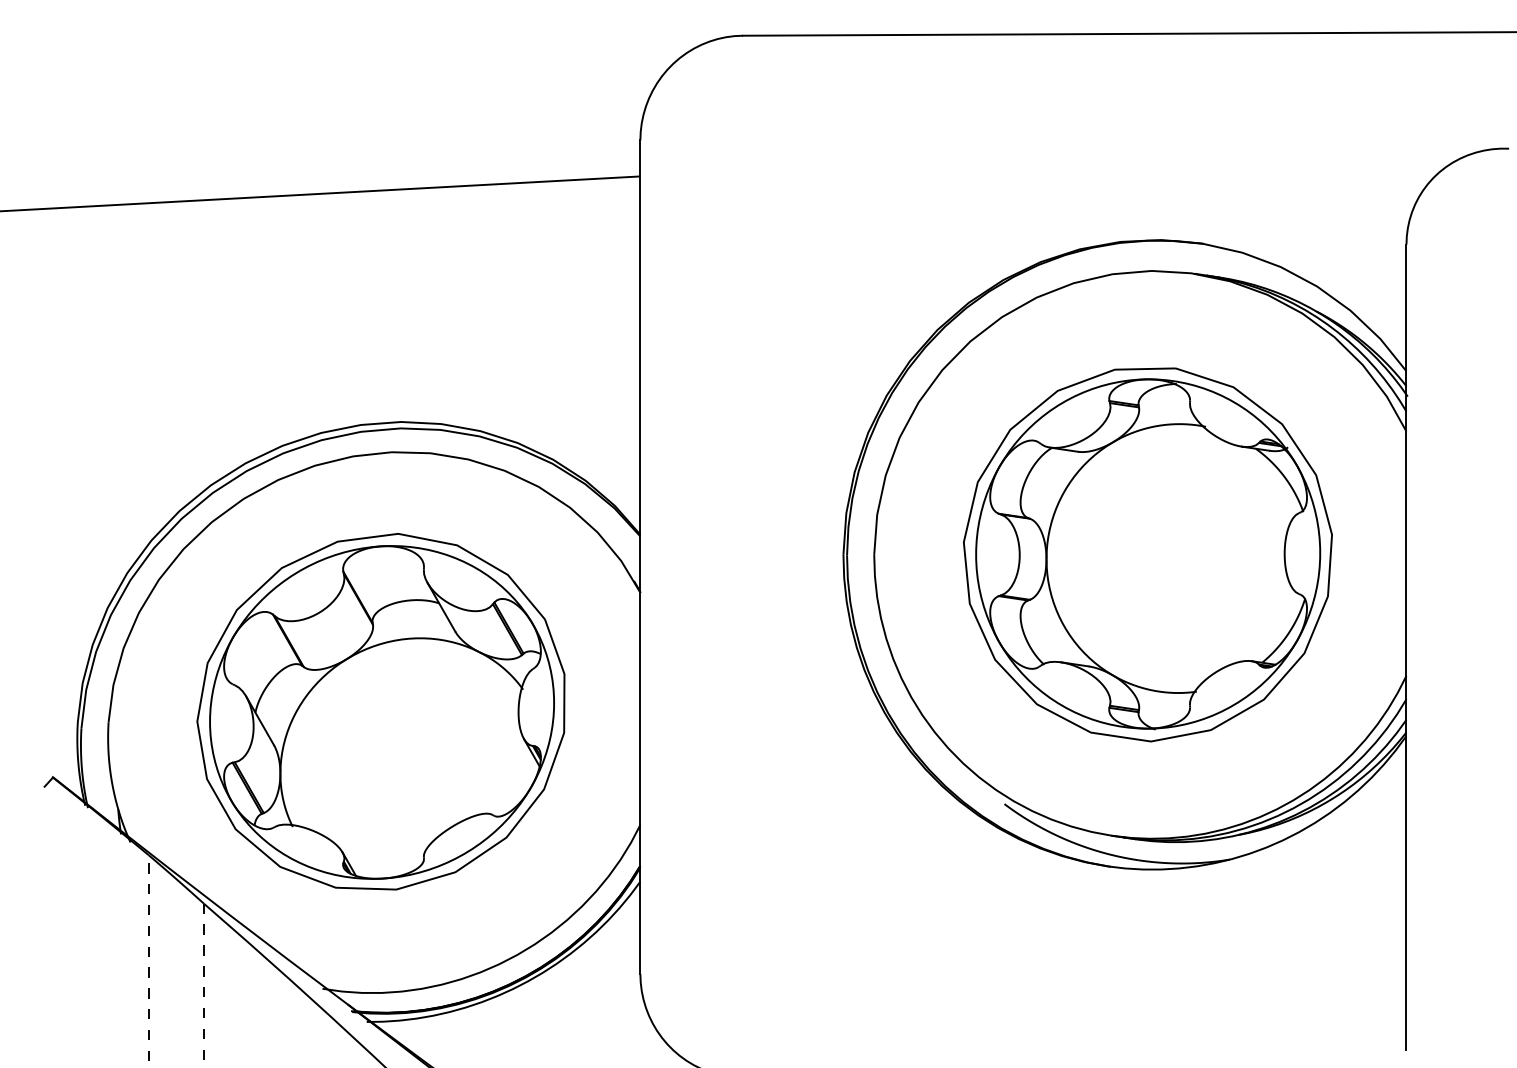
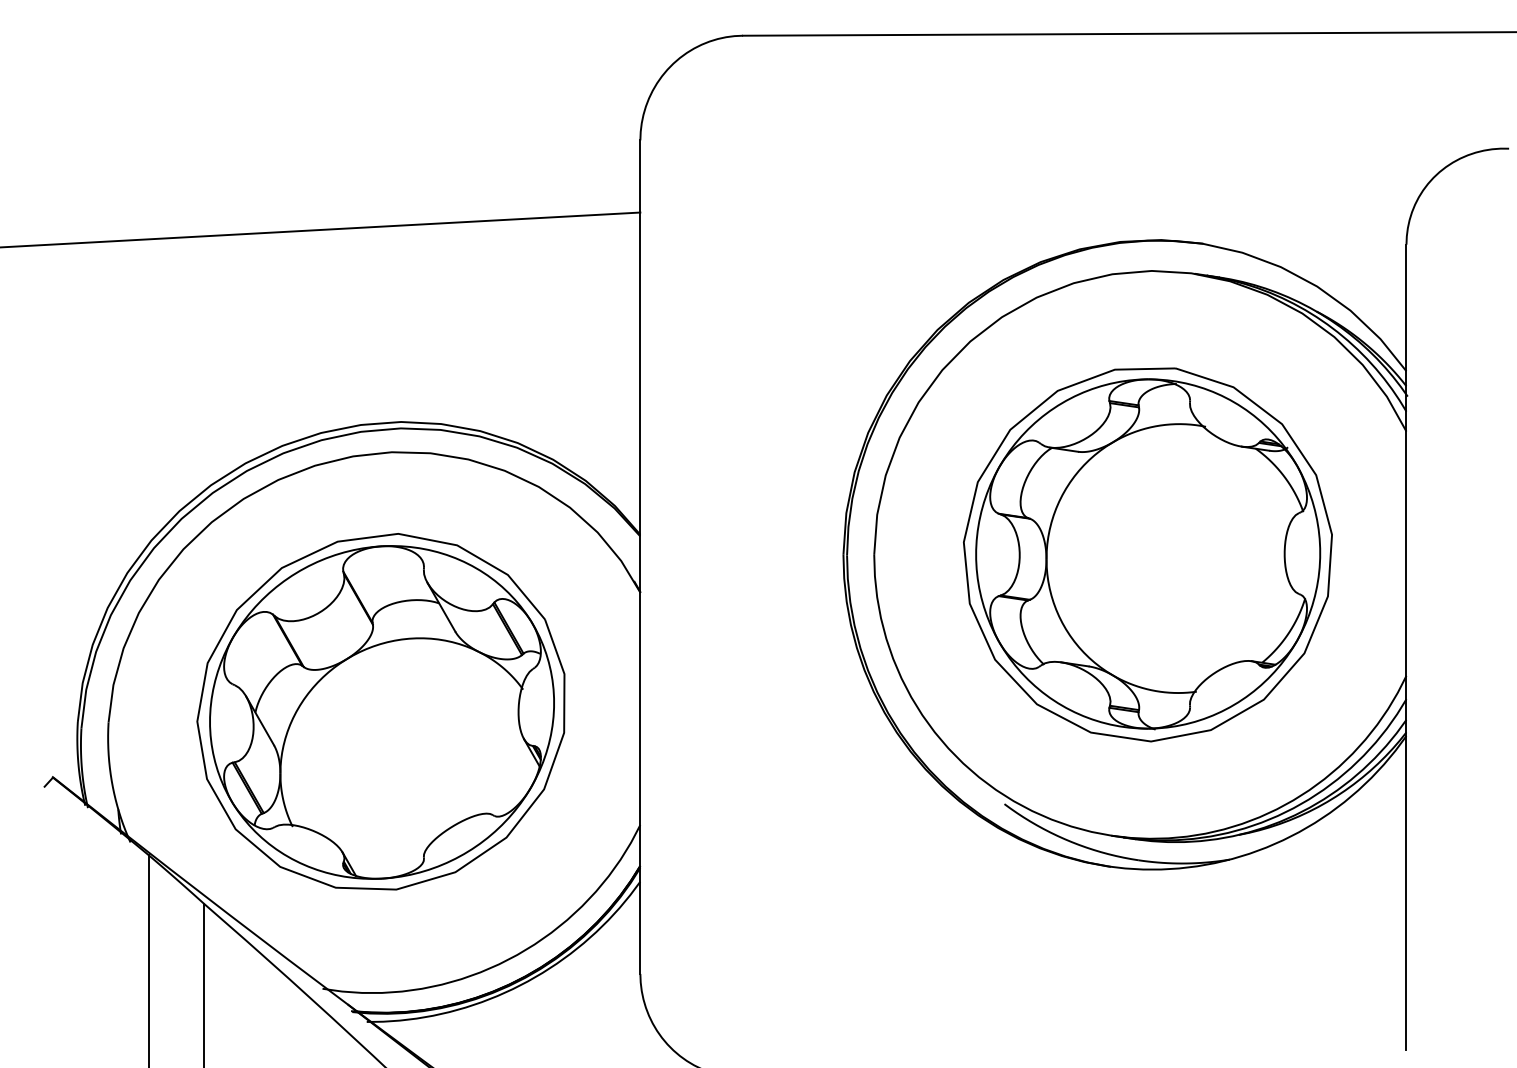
line position: (320, 193) -> (321, 229) (321, 229)
line: dashed -> solid (148, 961)
line: dashed -> solid (203, 985)
